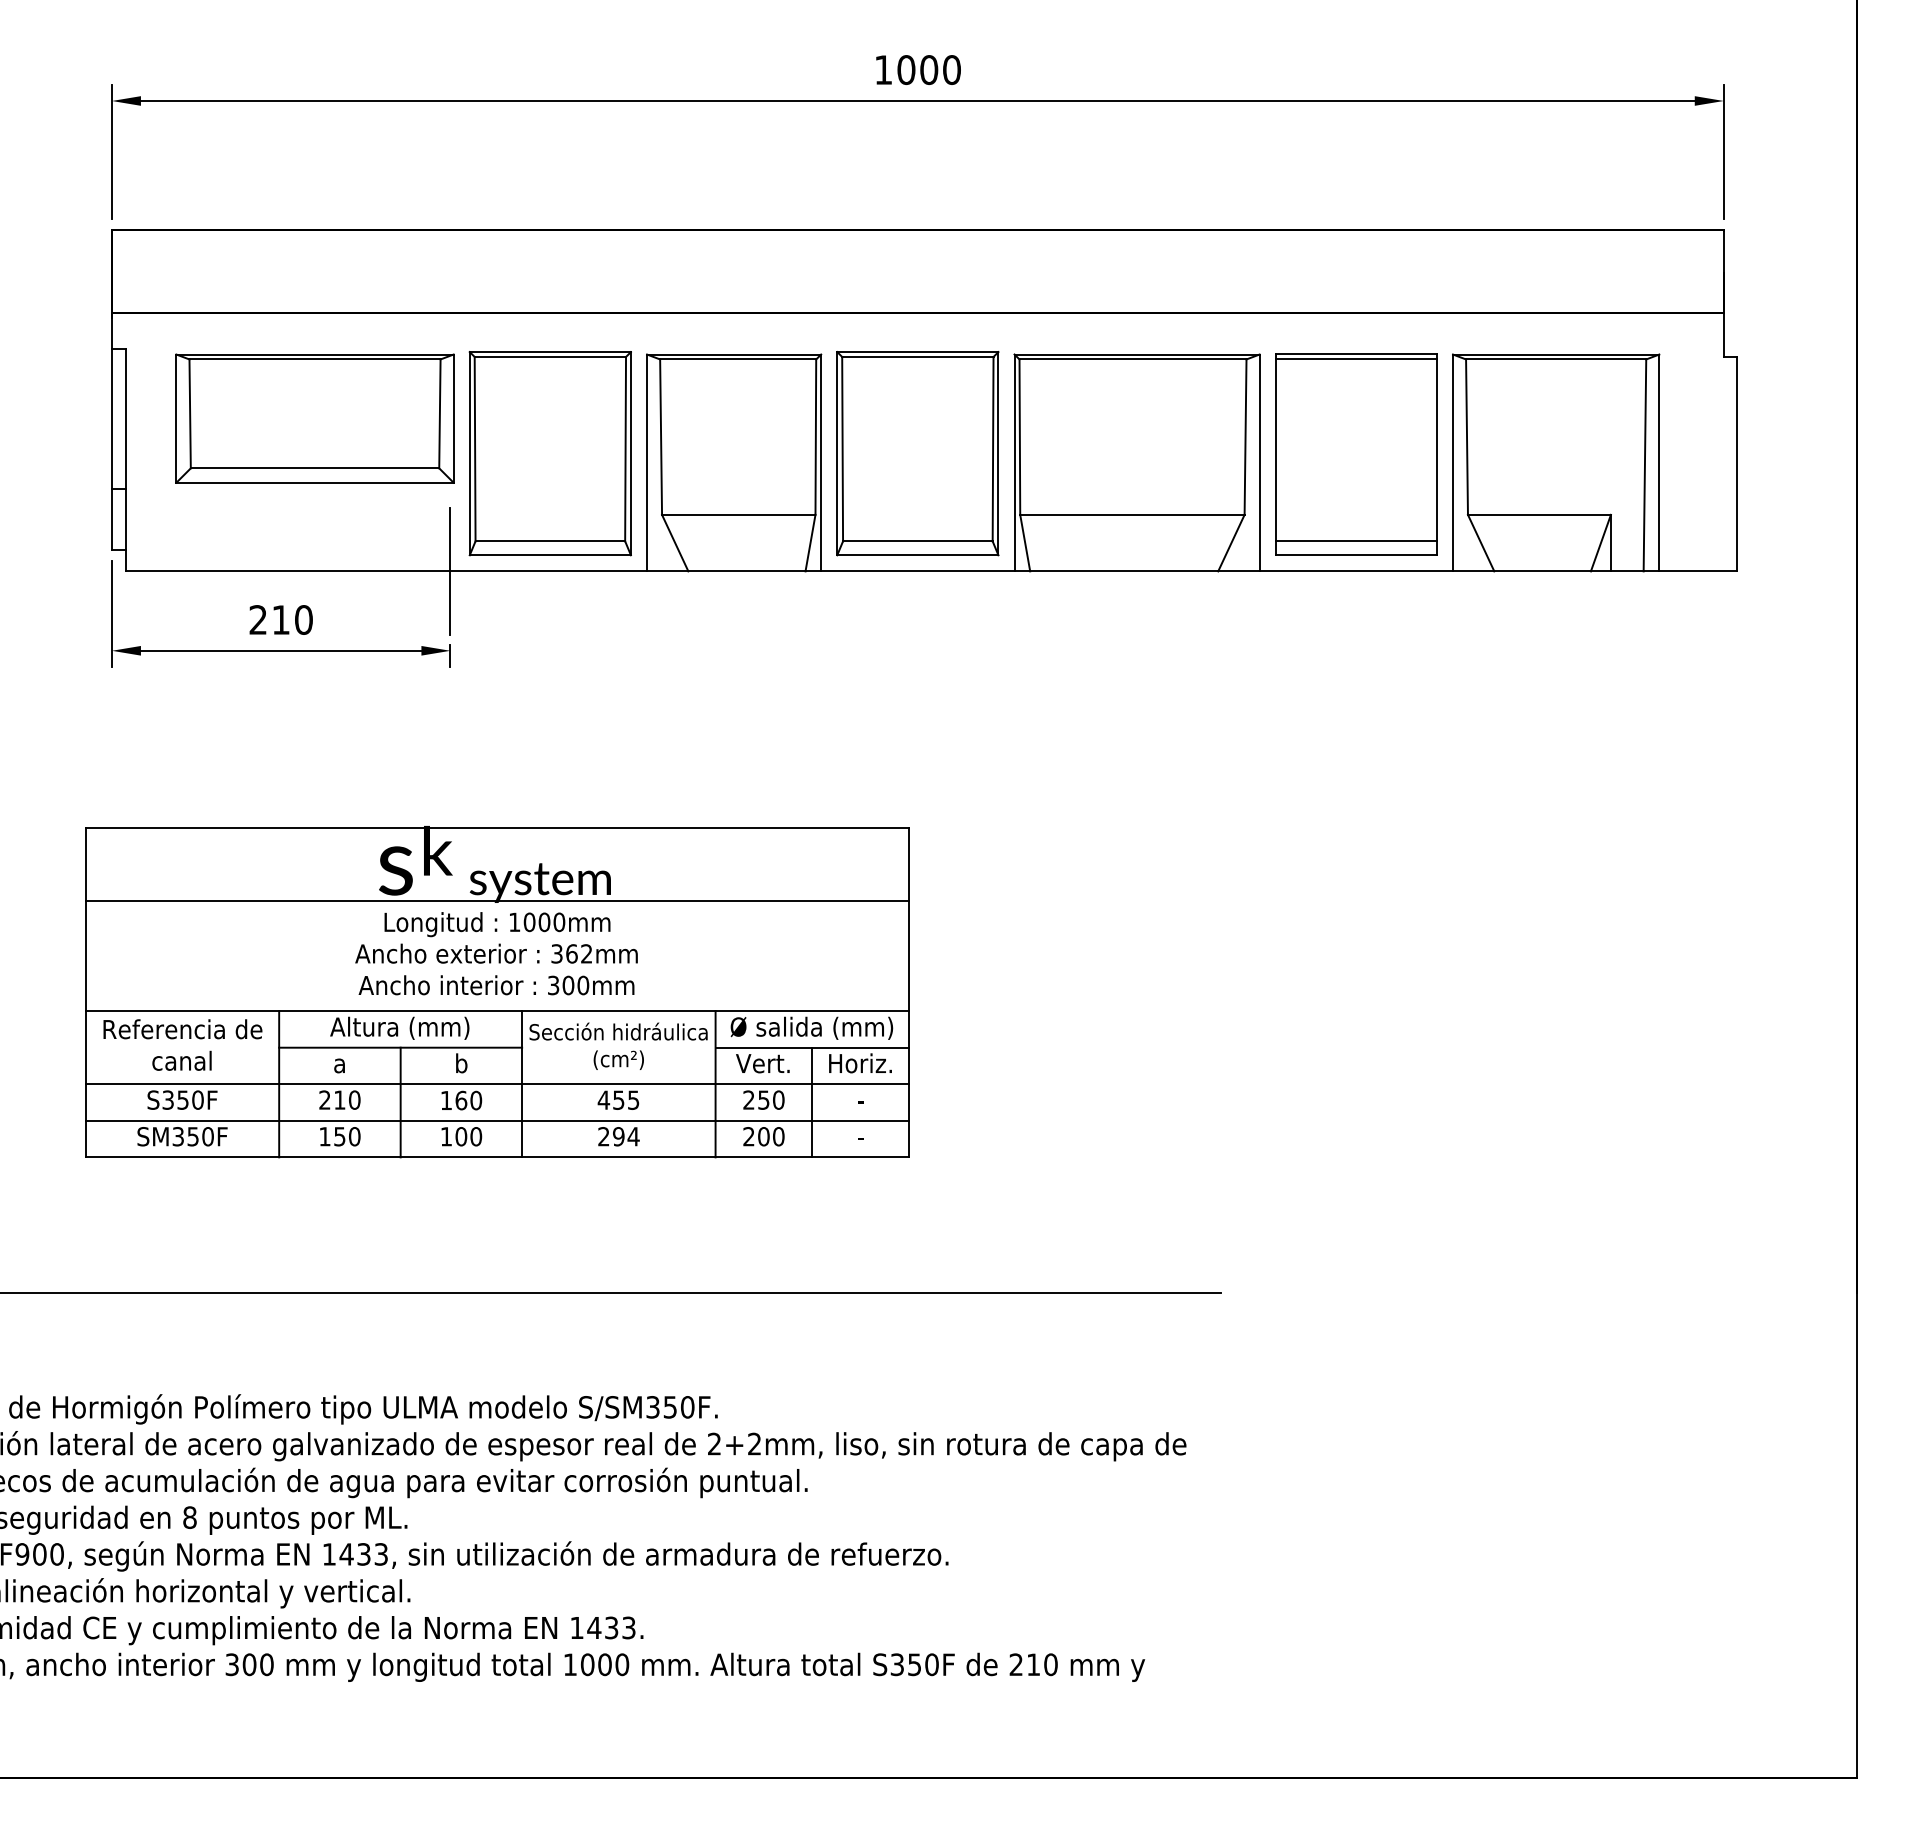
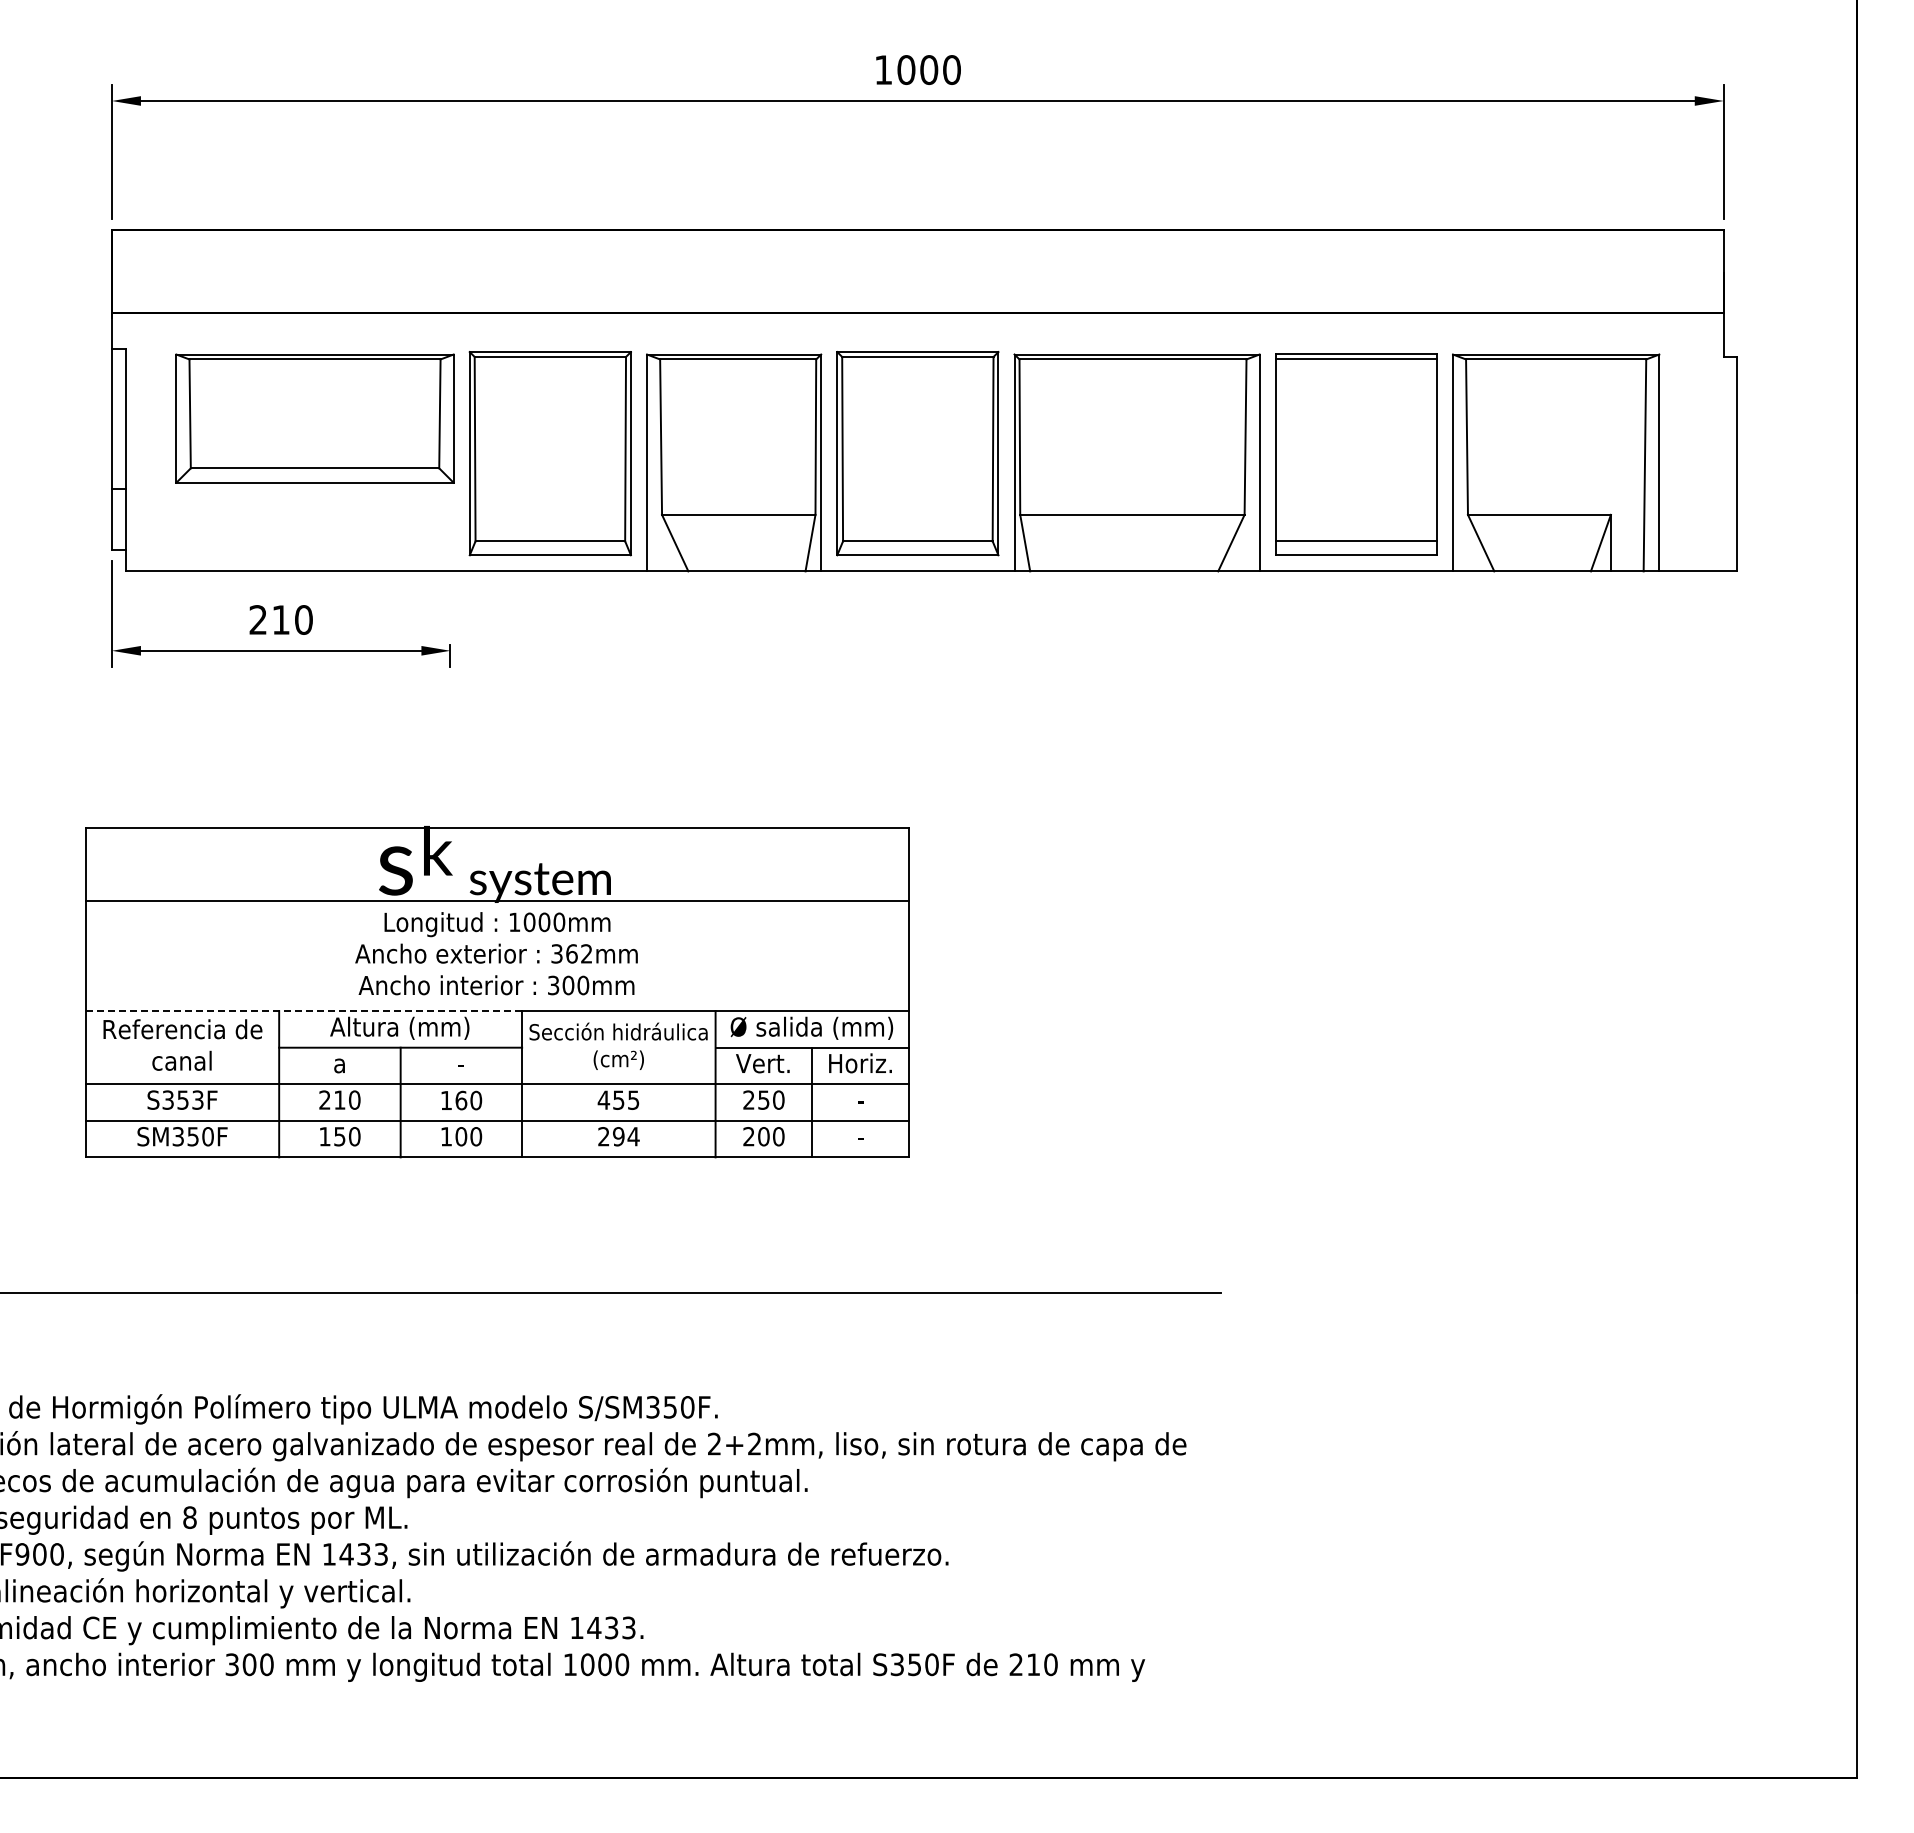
line: present -> none (450, 571)
line: solid -> dashed (304, 1011)
text: b -> - (461, 1063)
text: S350F -> S353F (197, 1099)
